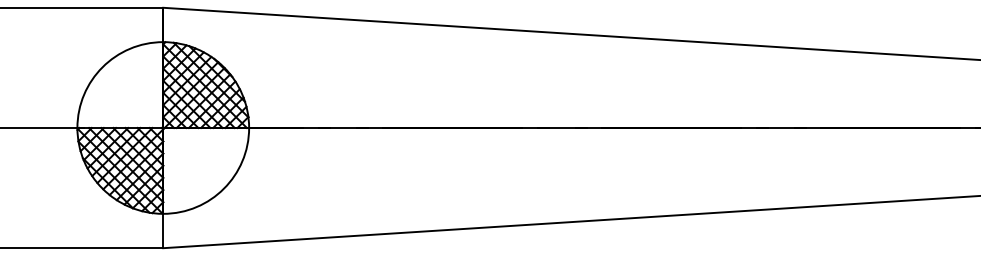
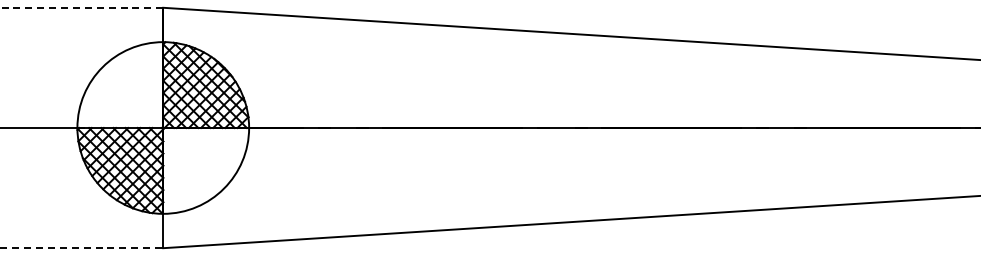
line: solid -> dashed (81, 7)
line: solid -> dashed (82, 248)
